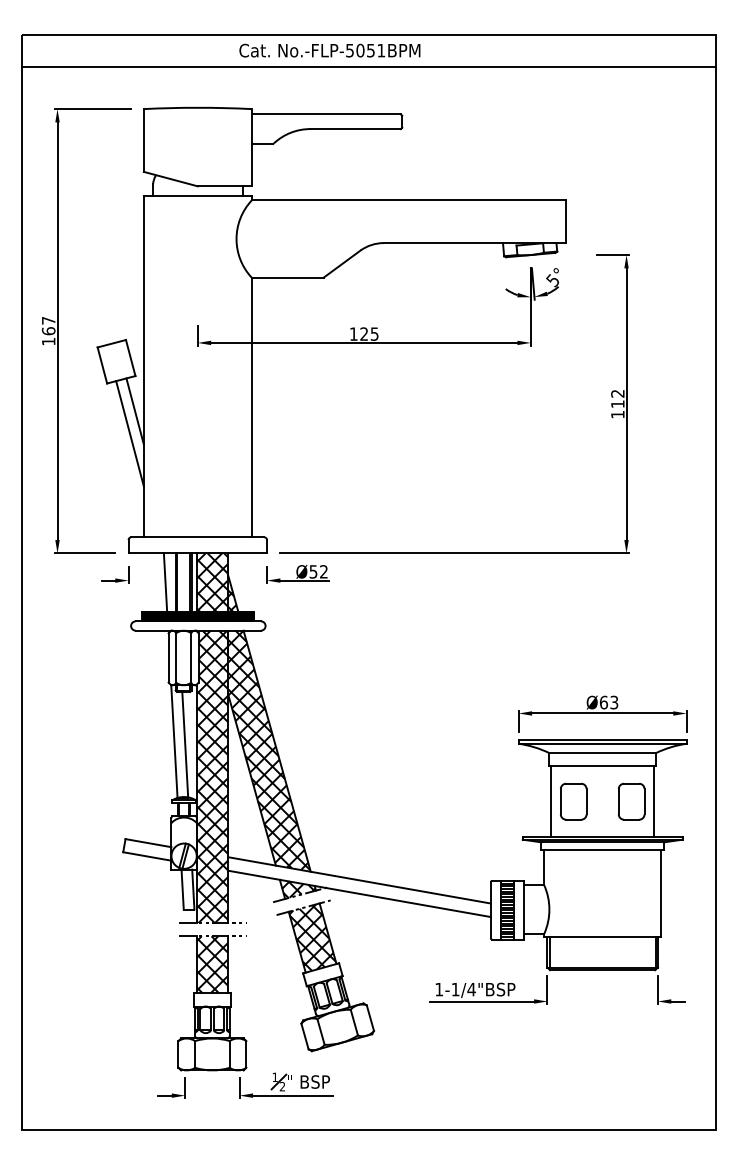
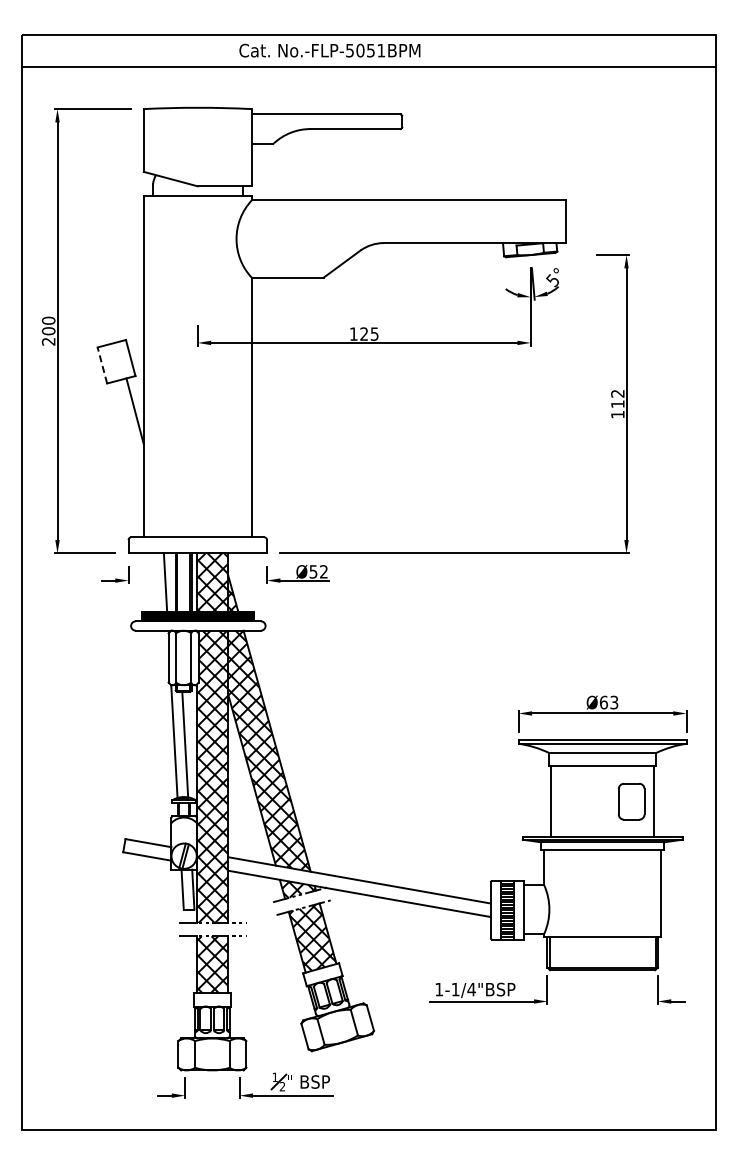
text: 167 -> 200 (48, 330)
line: solid -> dashed (102, 365)
line: present -> none (129, 433)
part: present -> none (573, 801)
